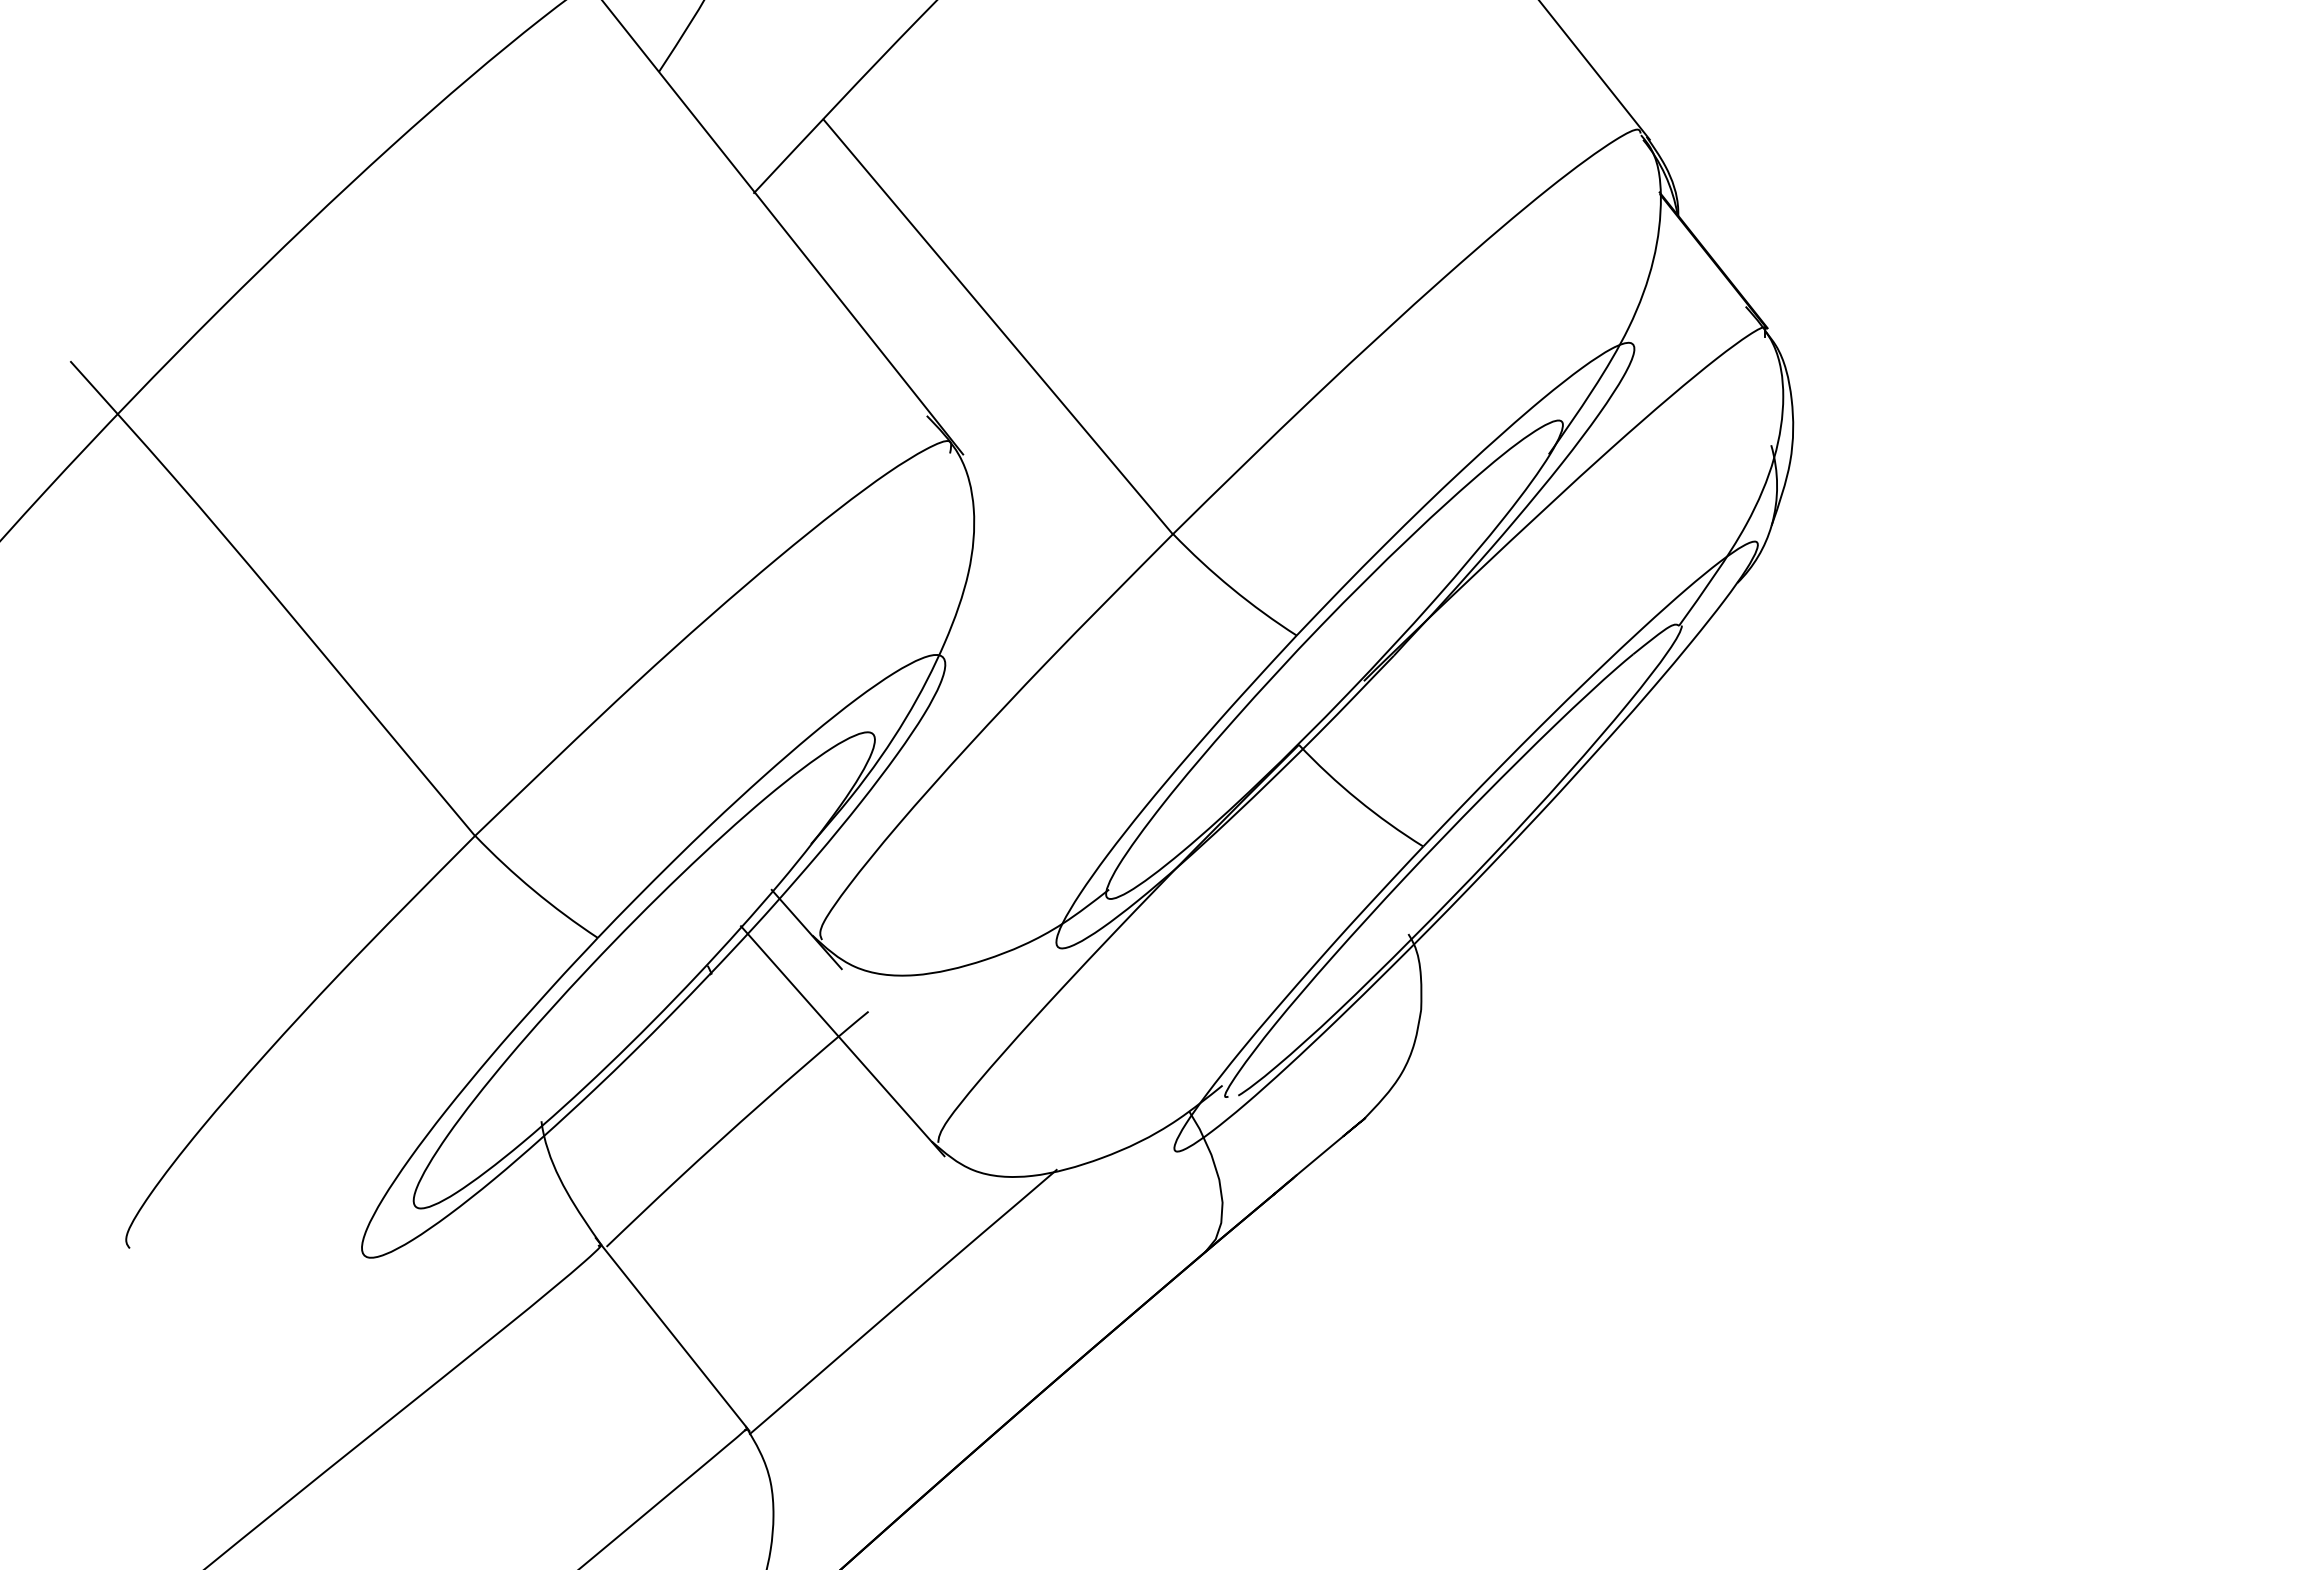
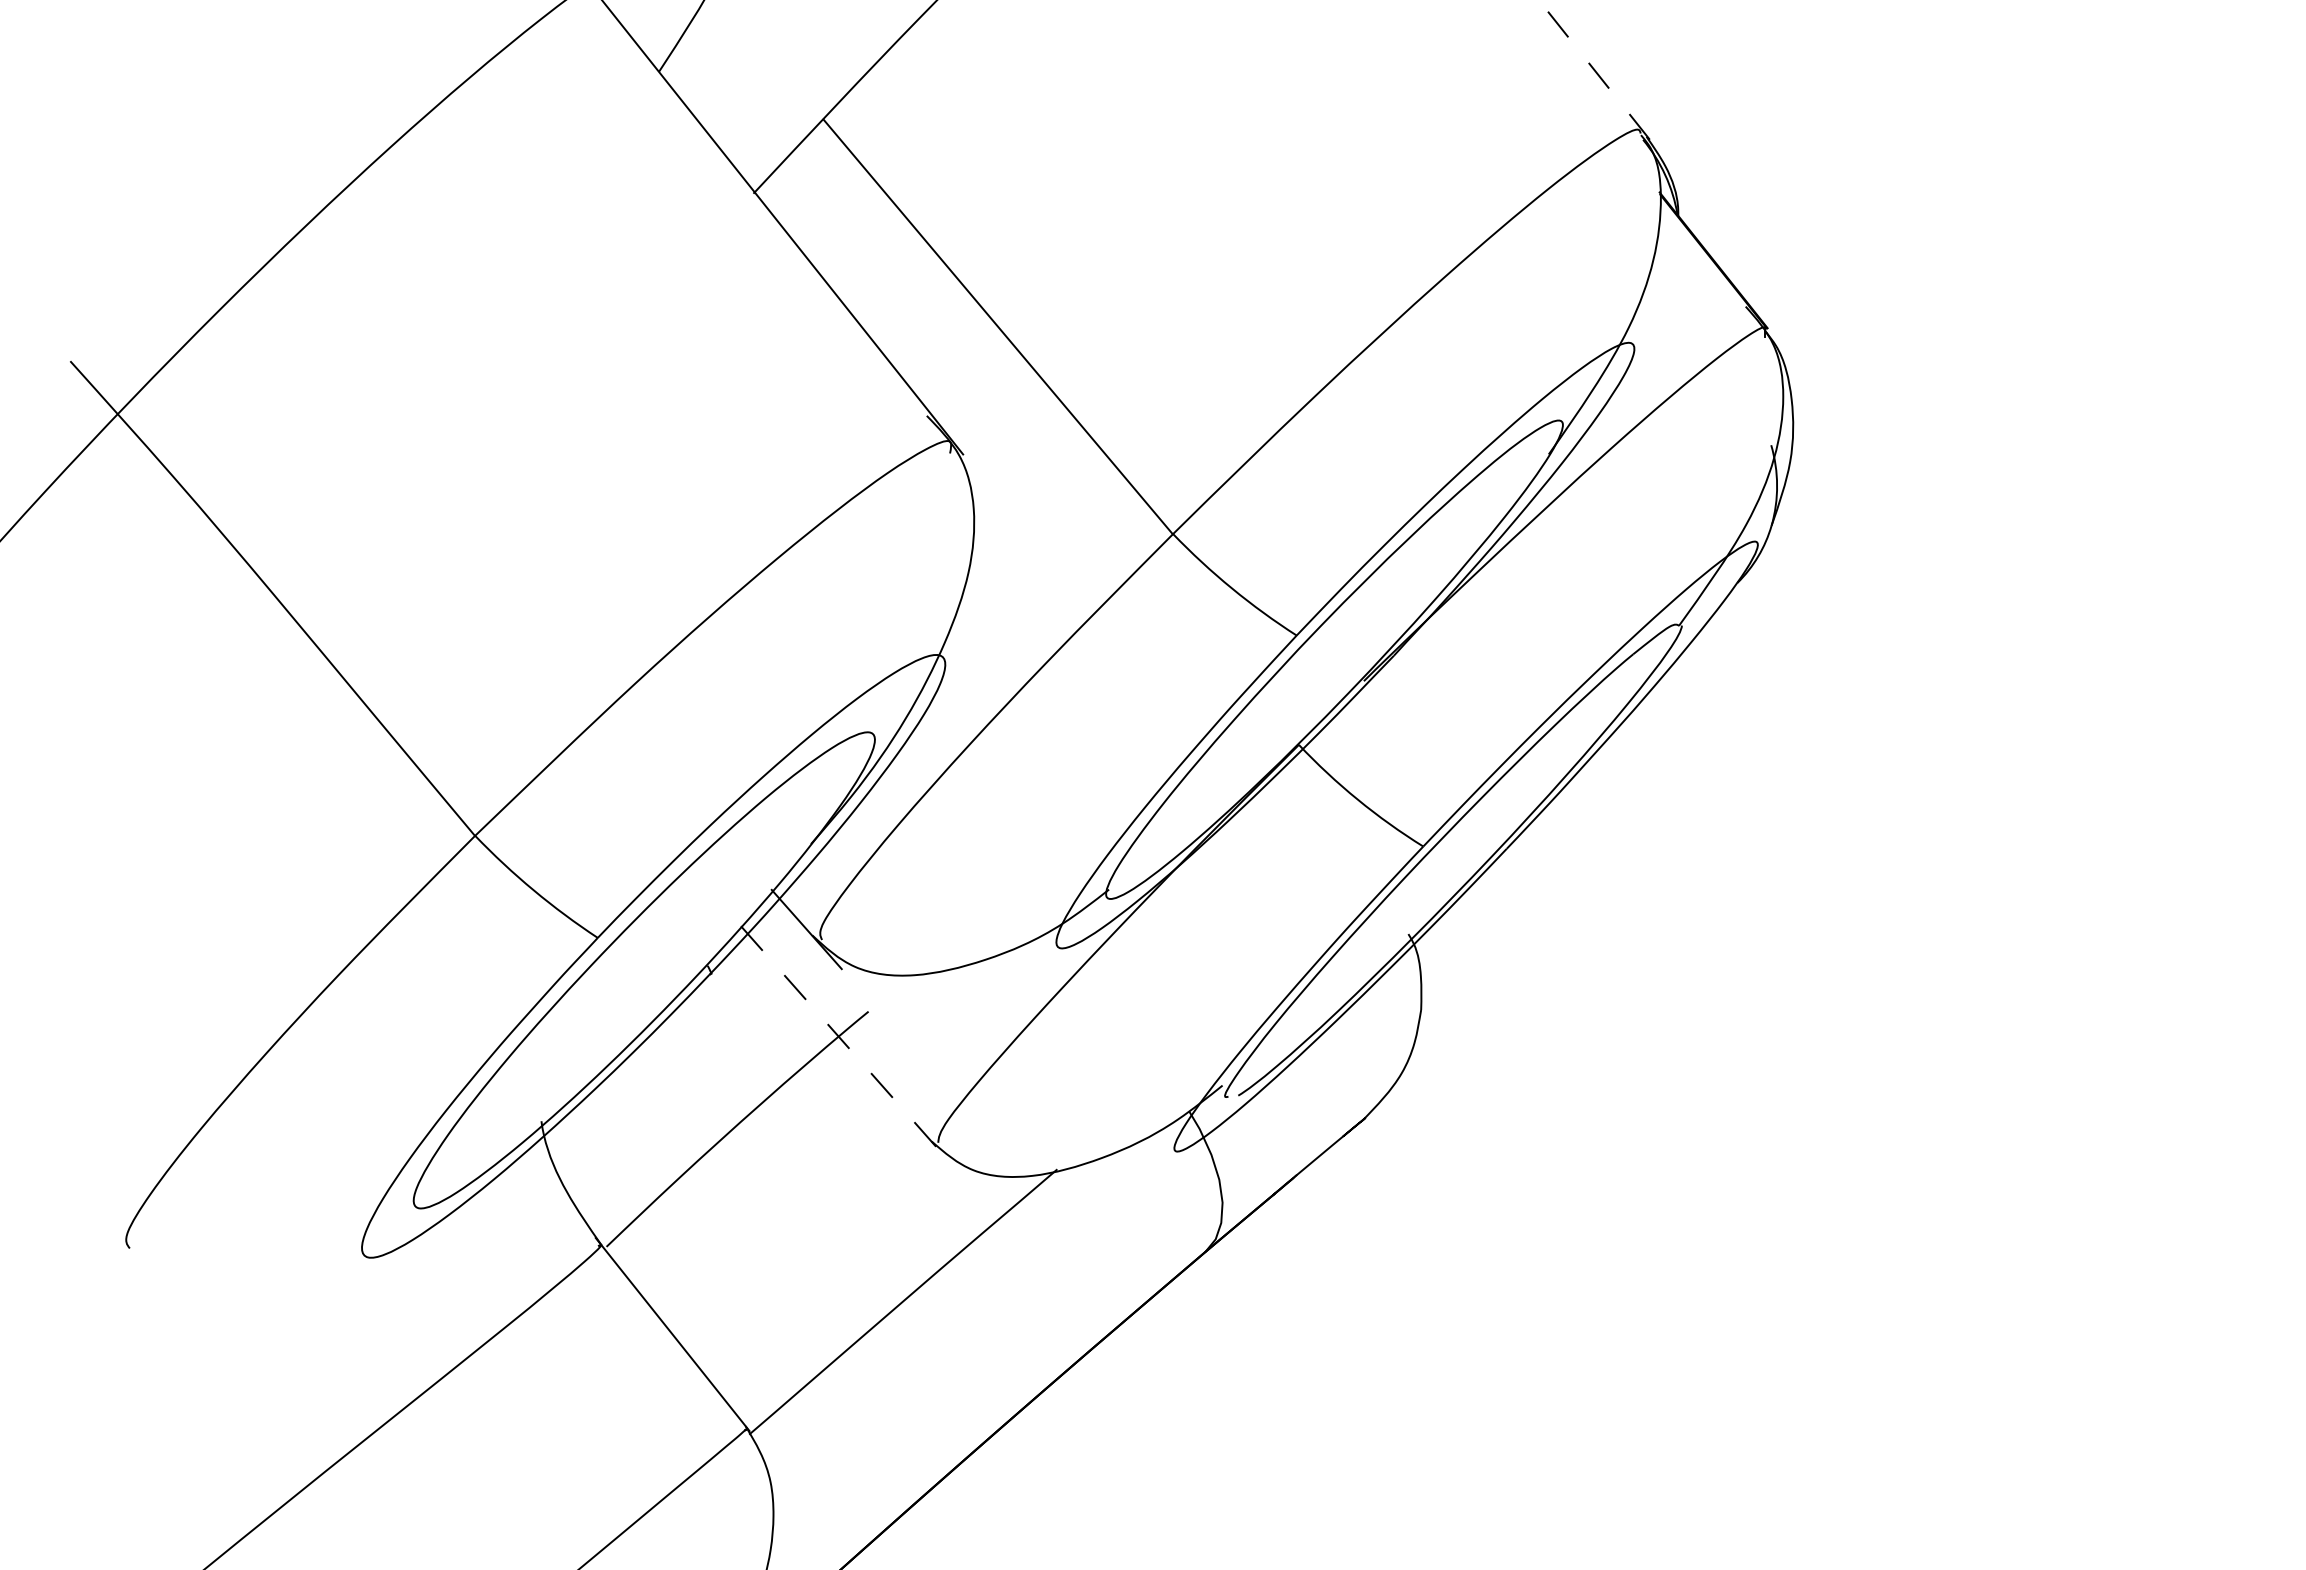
line: solid -> dashed (1594, 70)
line: solid -> dashed (842, 1041)
